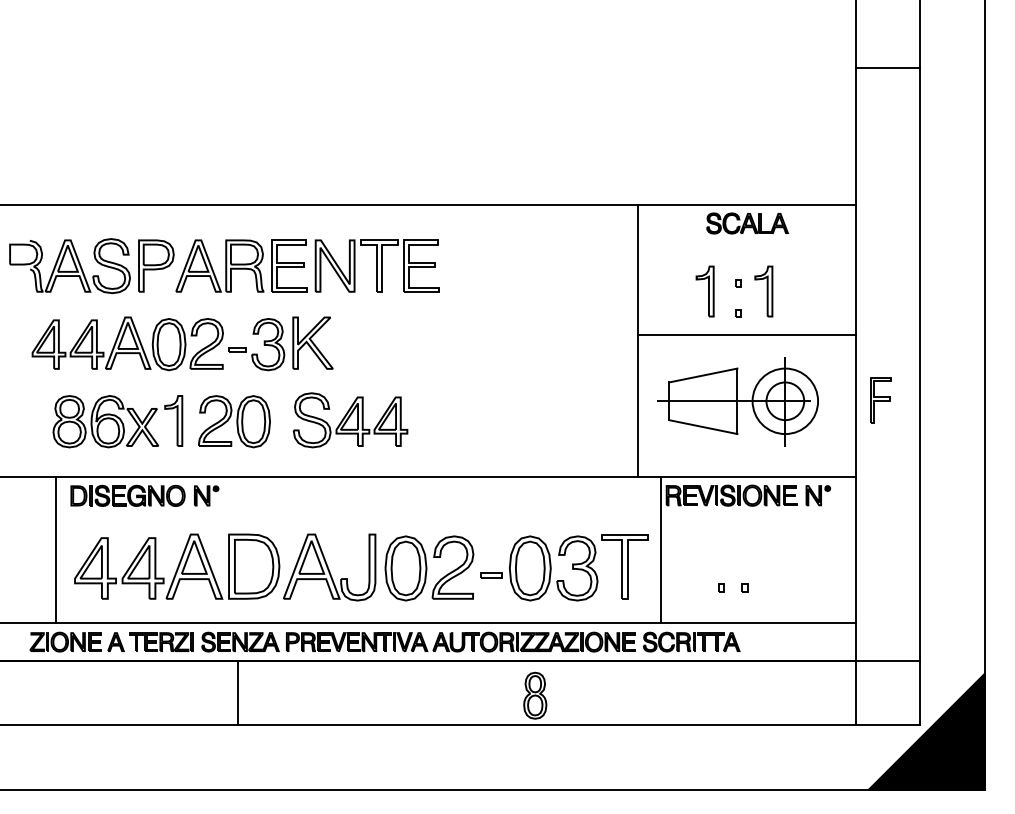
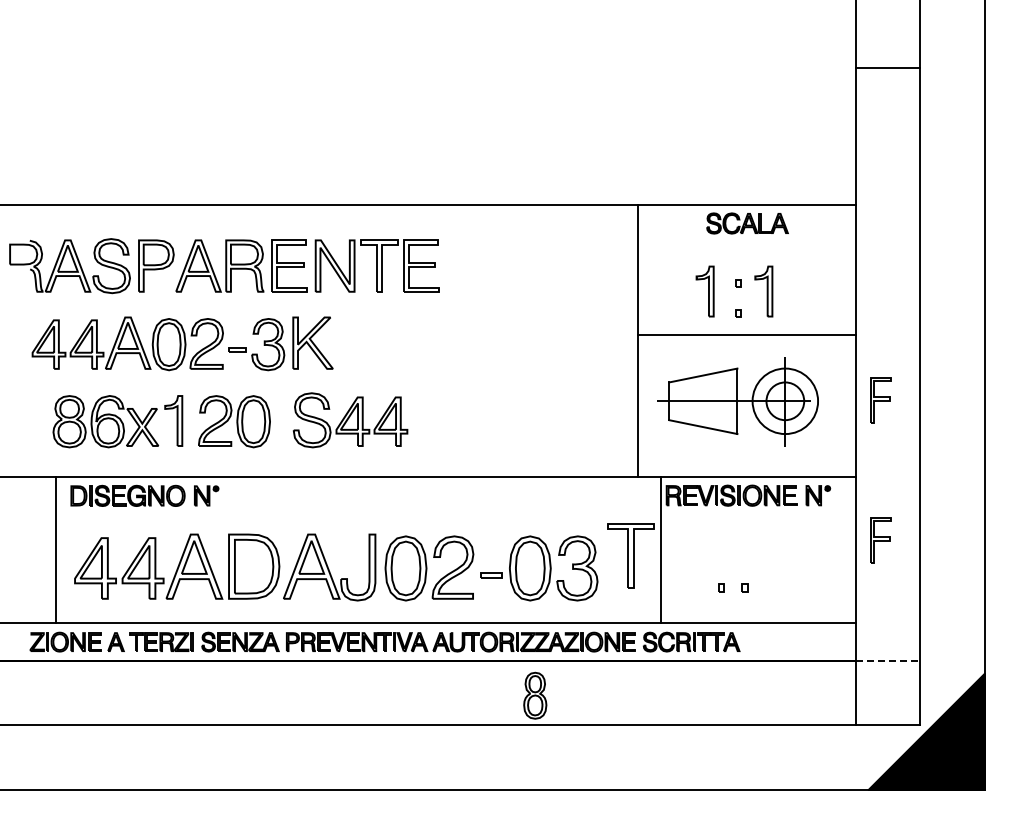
part: none -> present (880, 540)
part position: (624, 566) -> (630, 555) (630, 555)
line: solid -> dashed (888, 661)
line: present -> none (237, 693)
